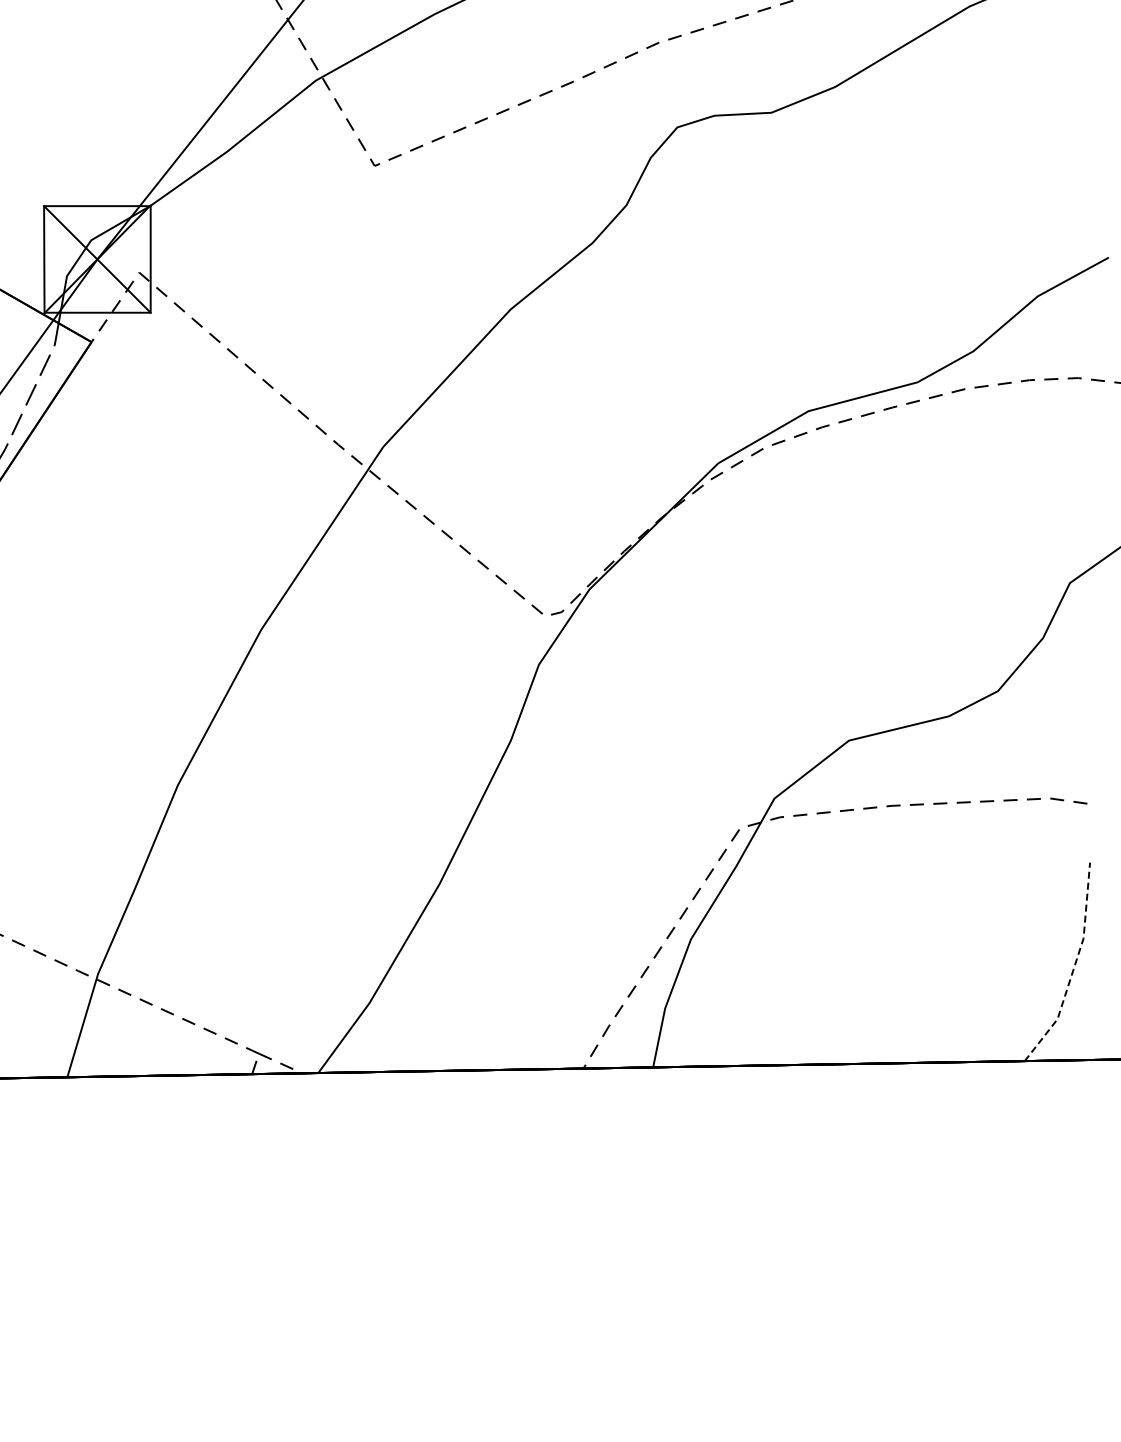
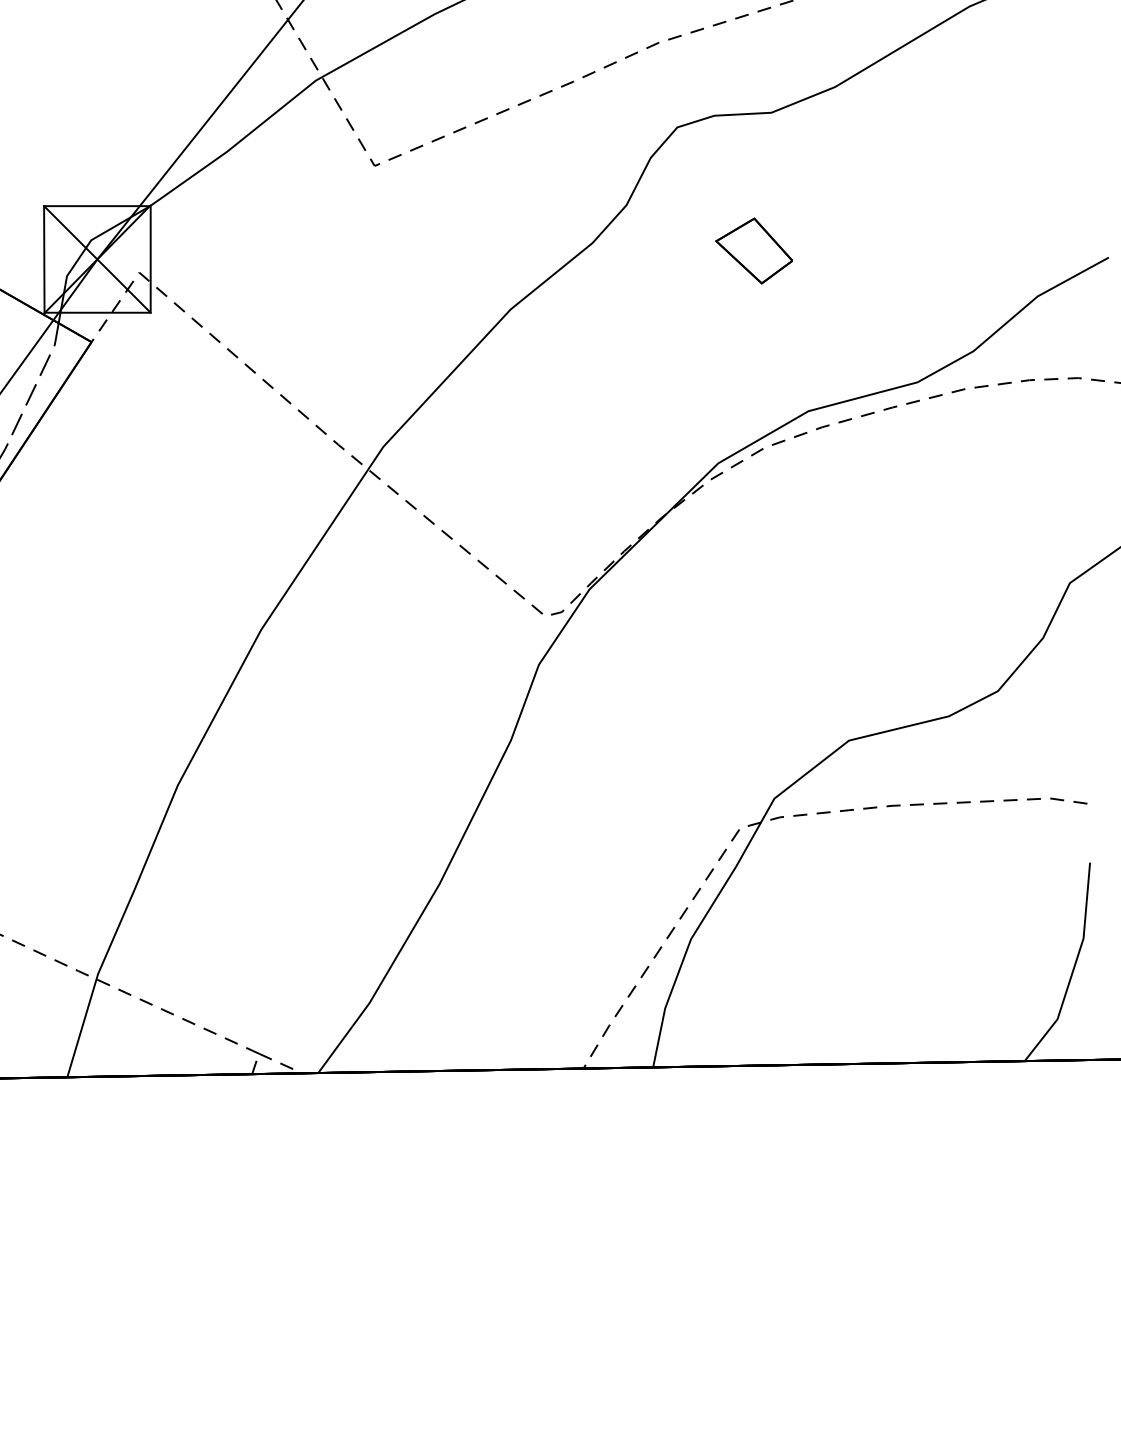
part: none -> present (753, 250)
line: dashed -> solid (1074, 968)
